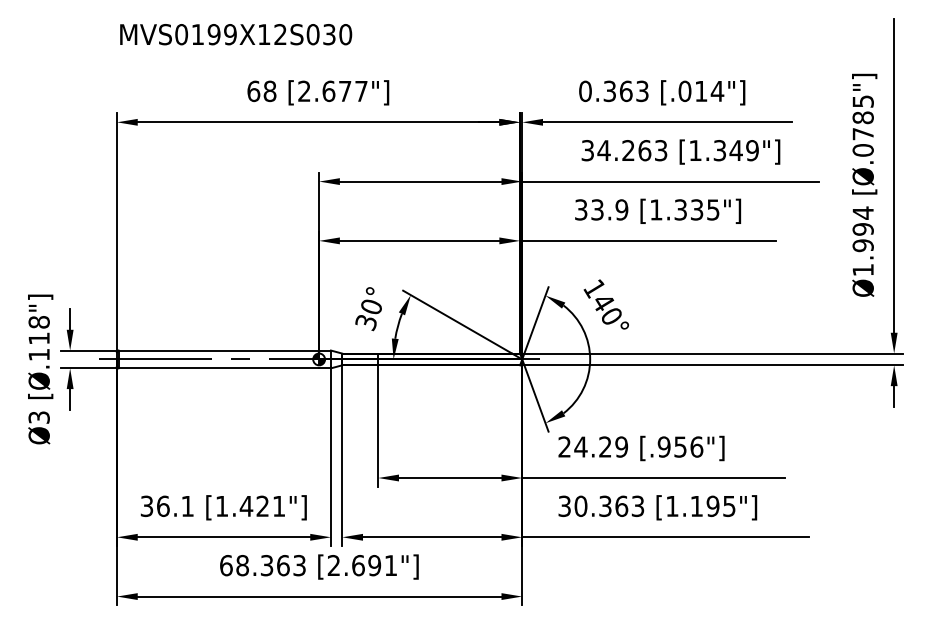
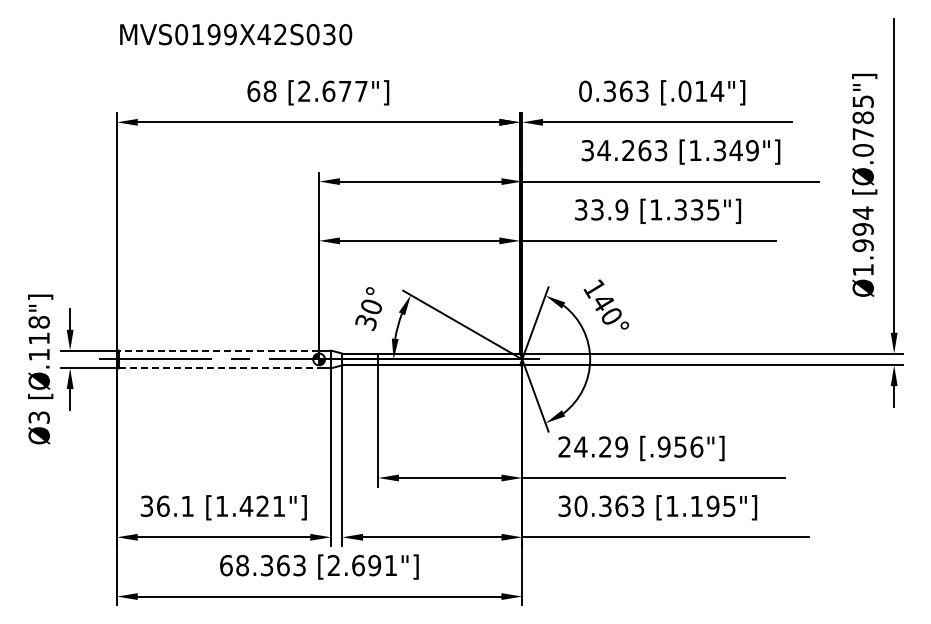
text: MVS0199X12S030 -> MVS0199X42S030 (263, 34)
line: solid -> dashed (218, 350)
line: solid -> dashed (219, 368)
